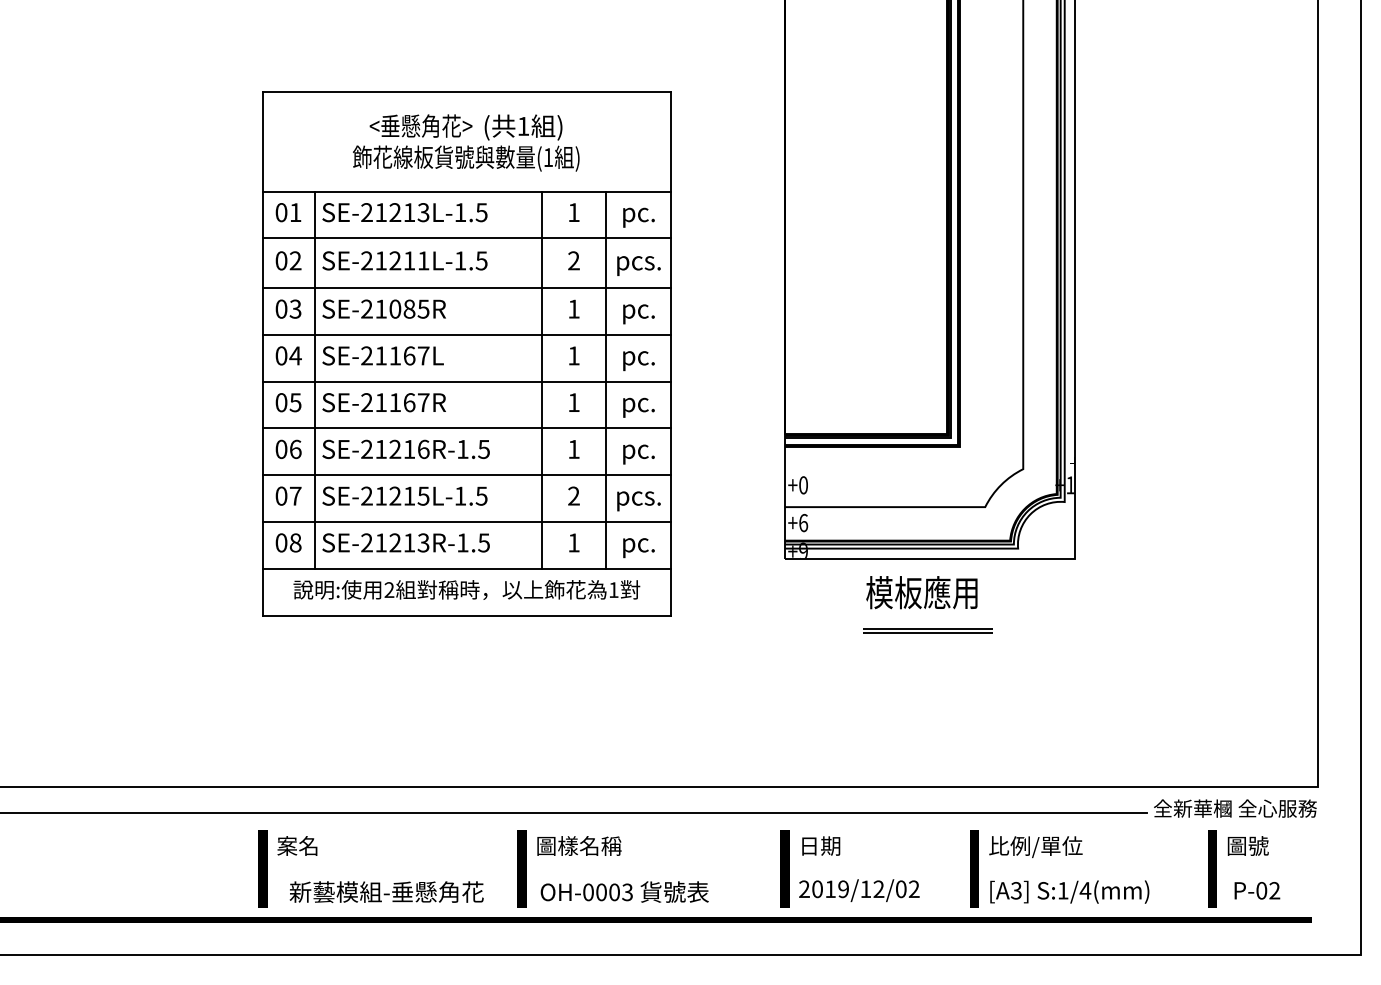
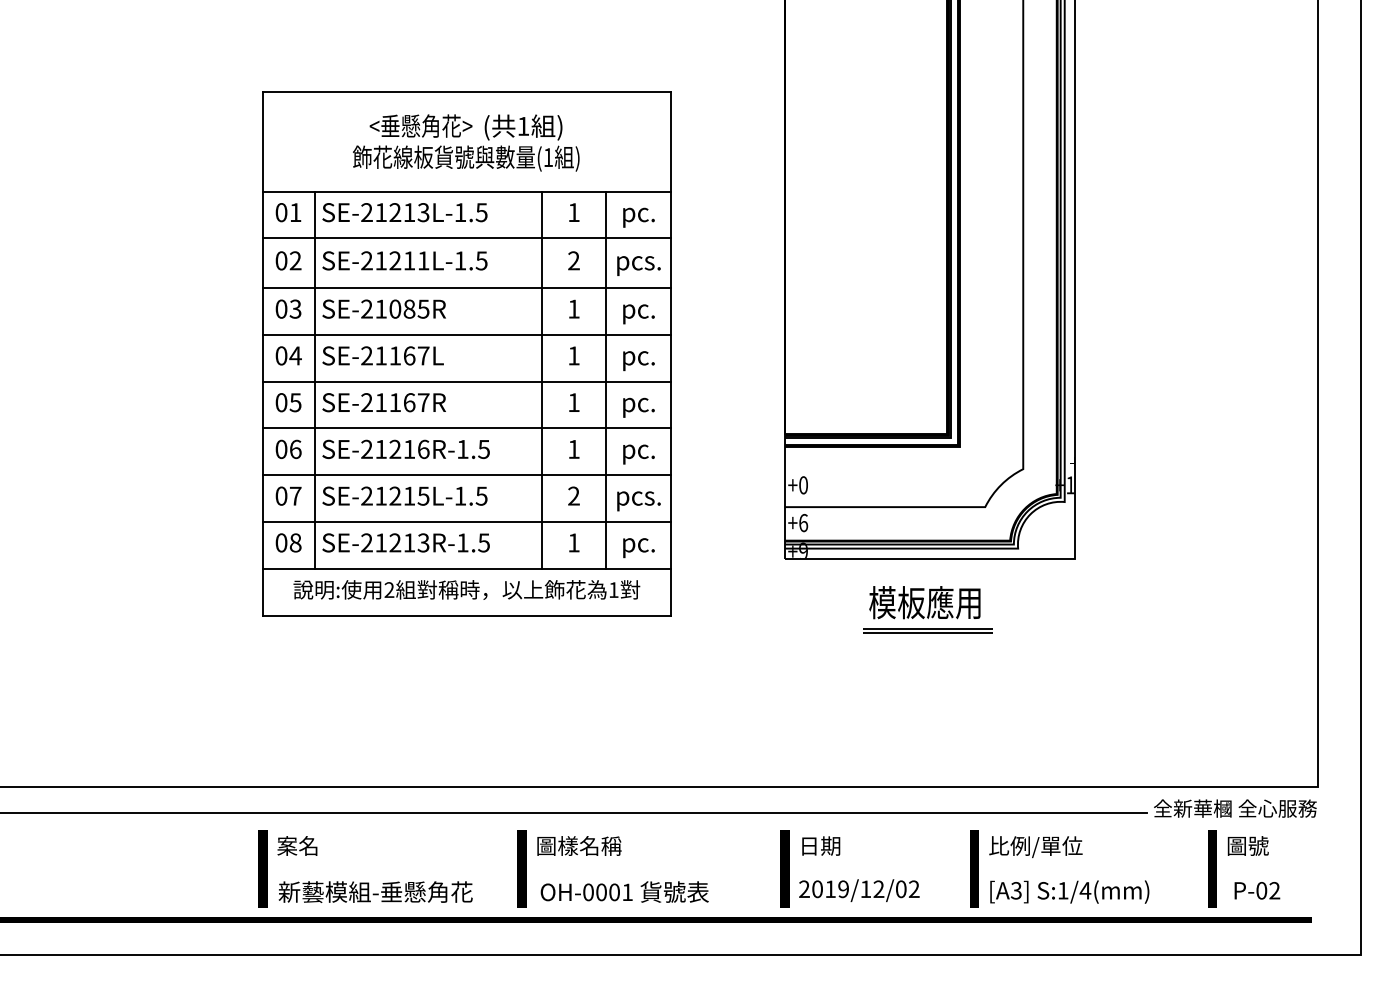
text position: (921, 592) -> (924, 602) (924, 602)
text position: (386, 891) -> (375, 891) (375, 891)
text: OH-0003 -> OH-0001 (627, 892)
